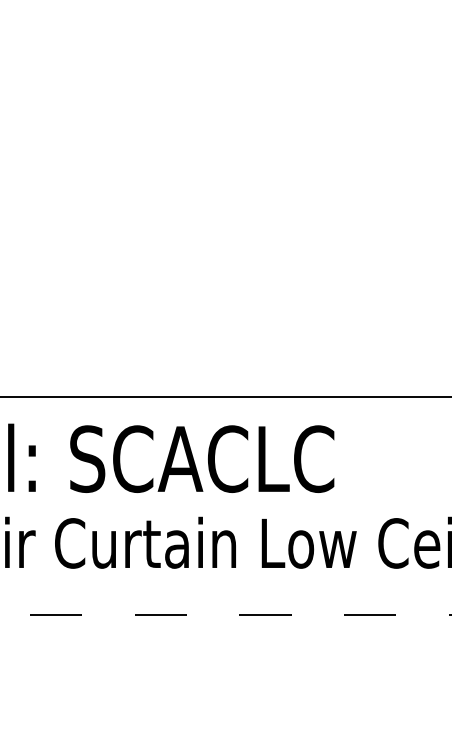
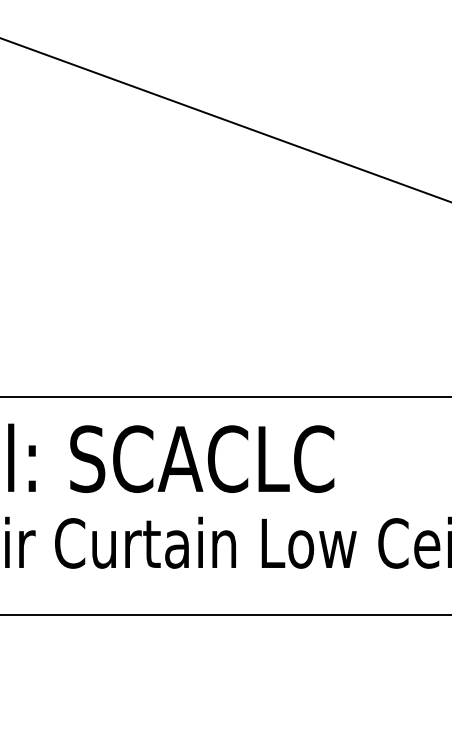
line: none -> present (225, 120)
line: dashed -> solid (225, 615)
